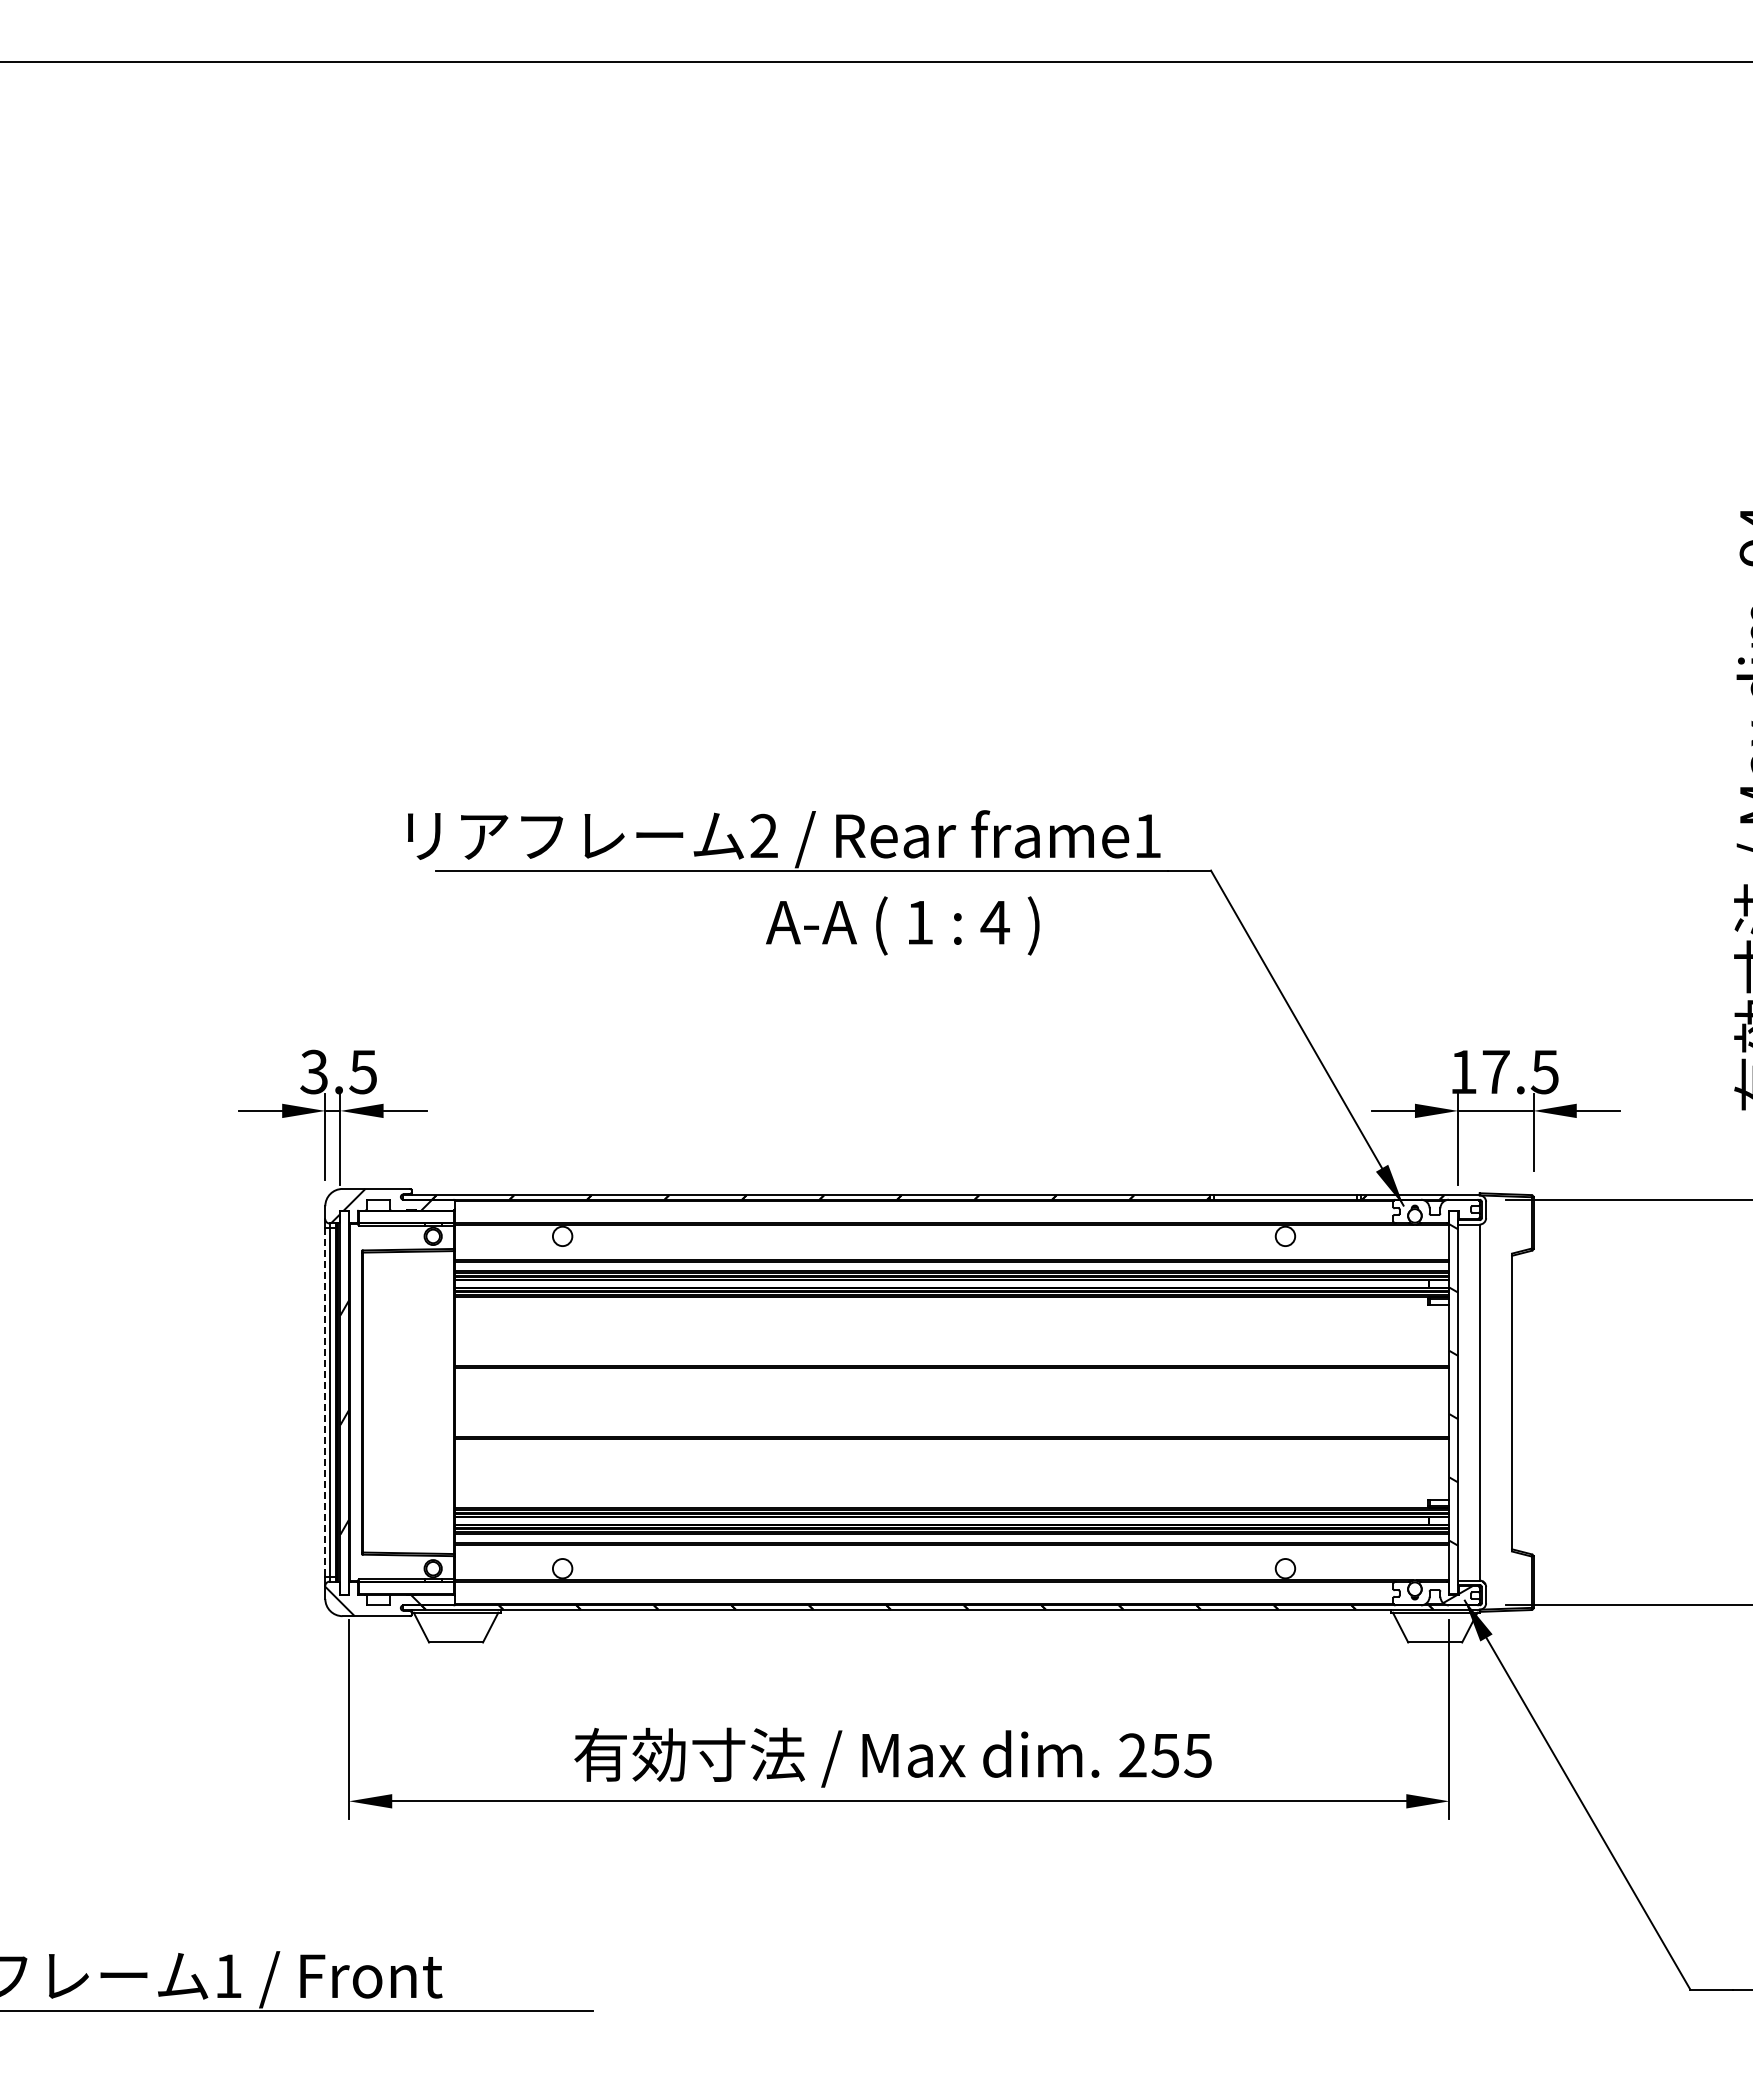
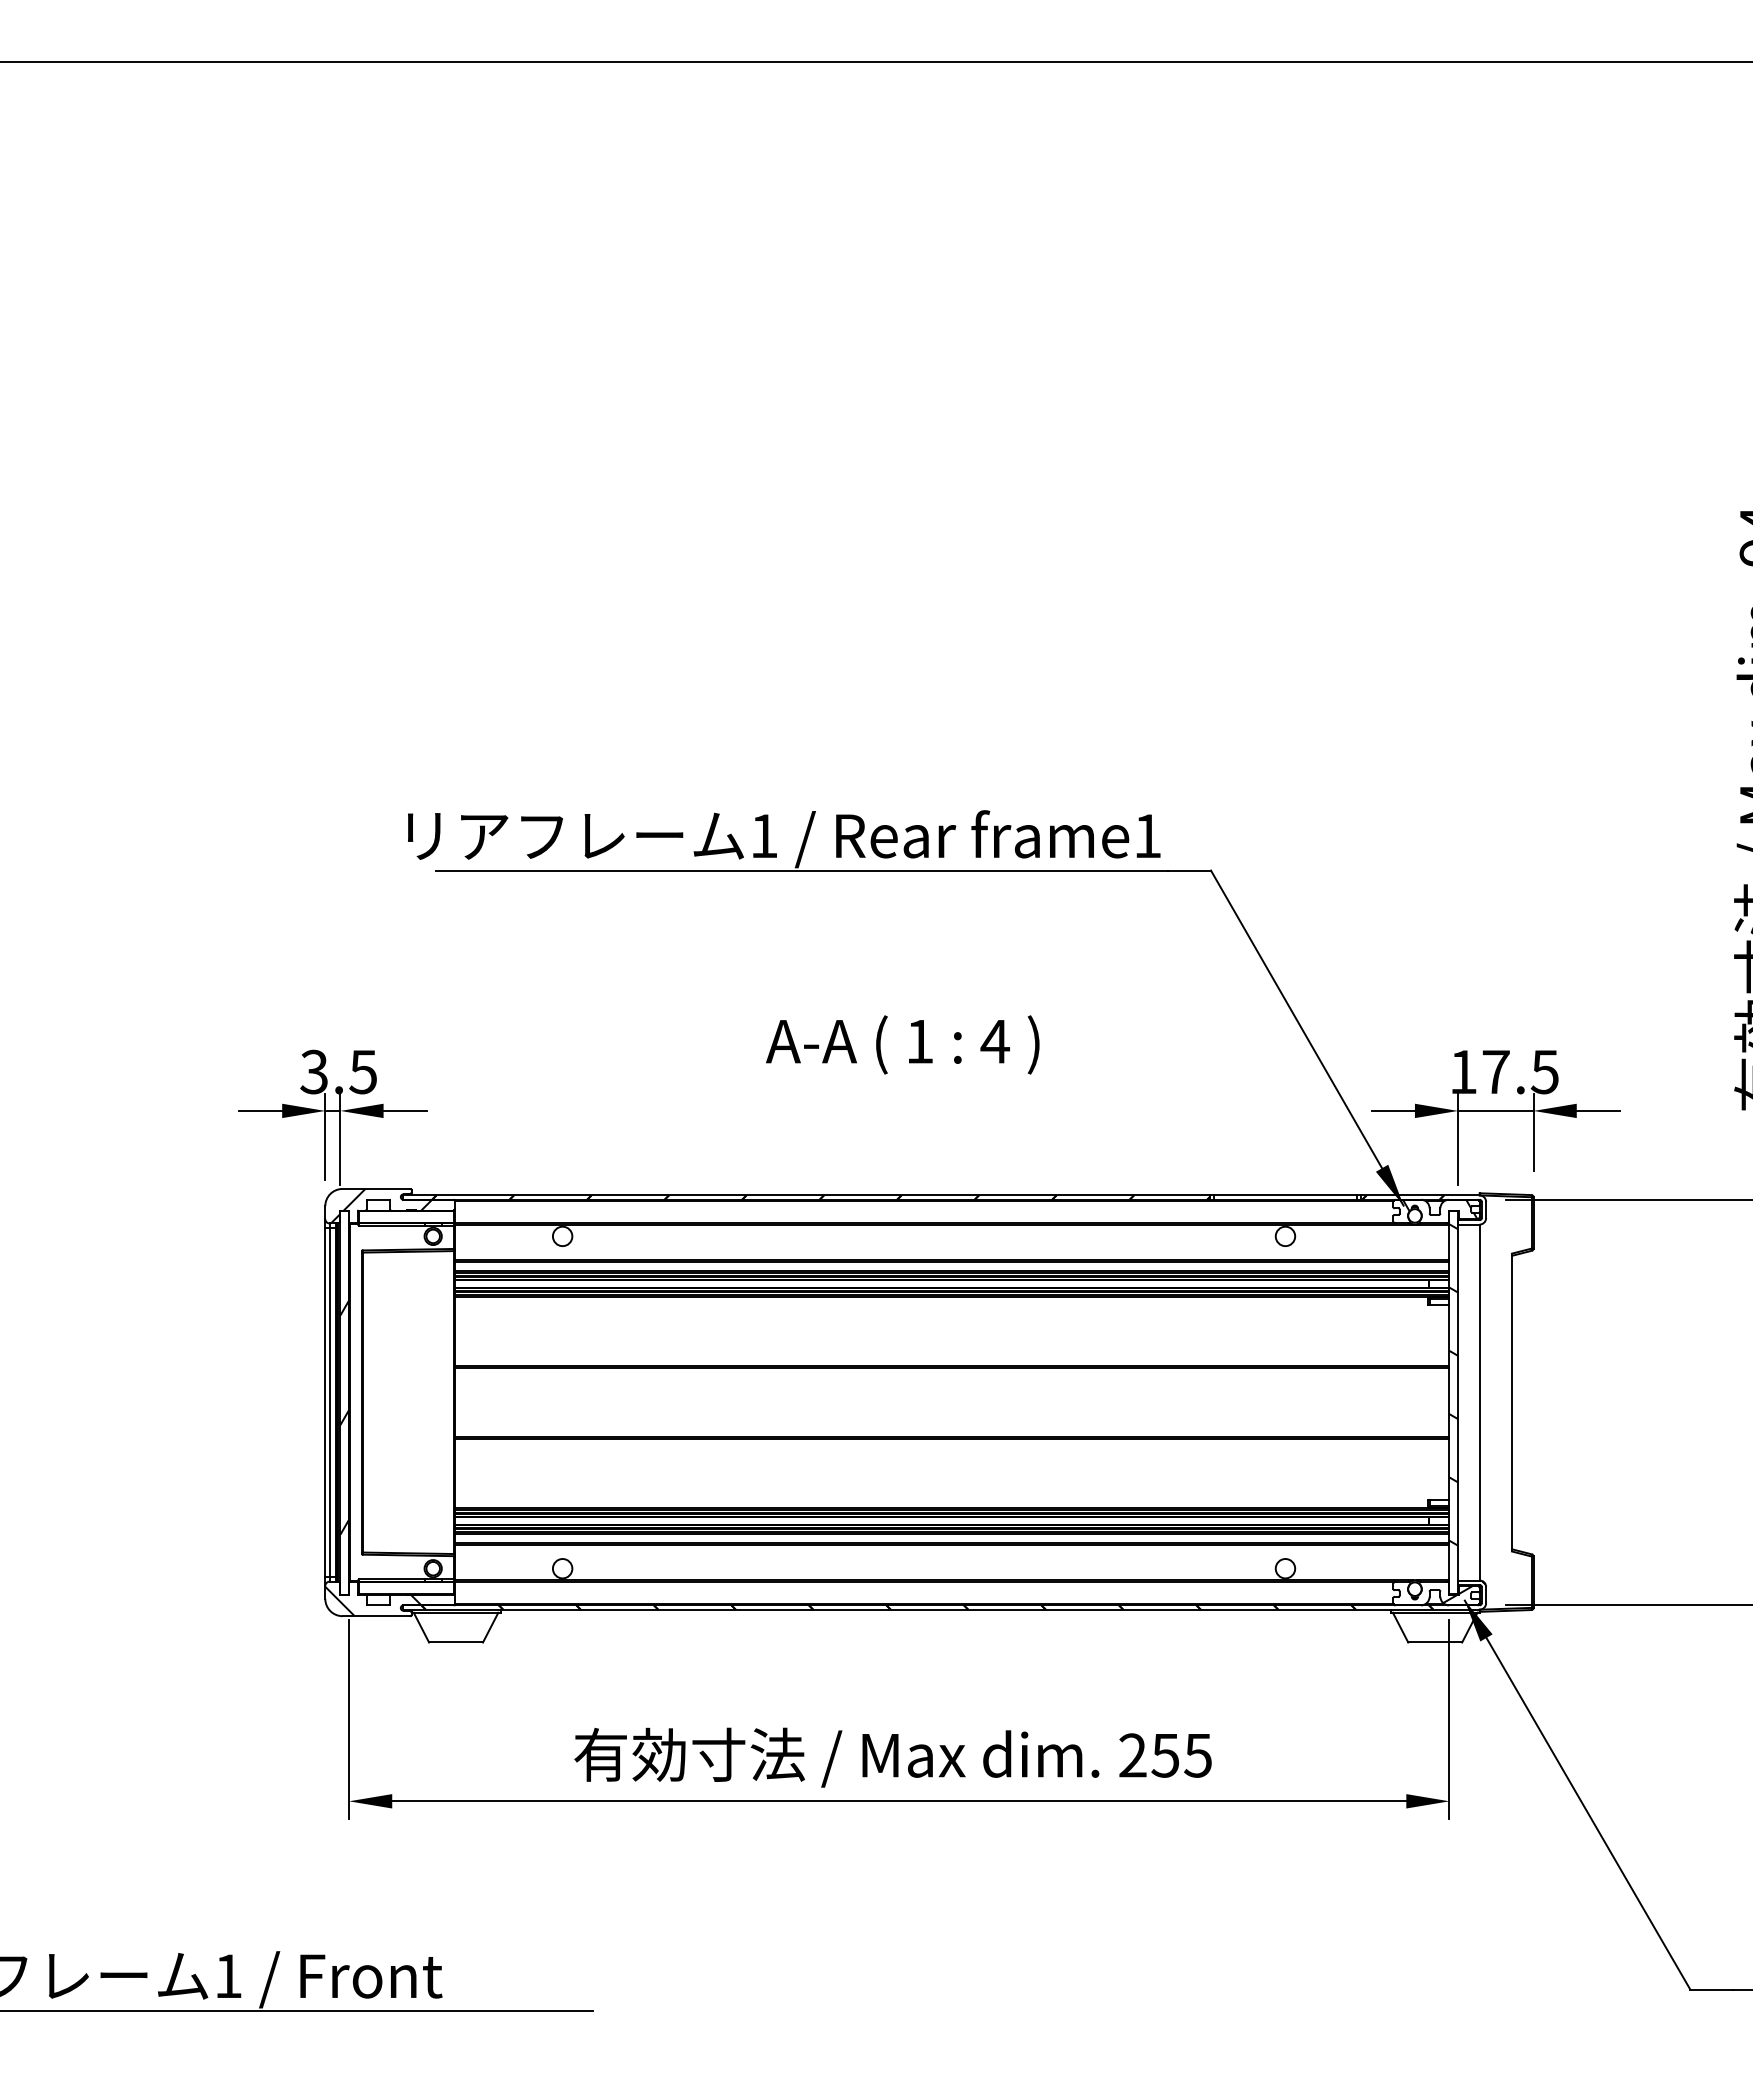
text: 2 -> 1 (763, 835)
text position: (902, 925) -> (902, 1044) (902, 1044)
hatch: none -> present (1439, 1209)
line: dashed -> solid (325, 1402)
